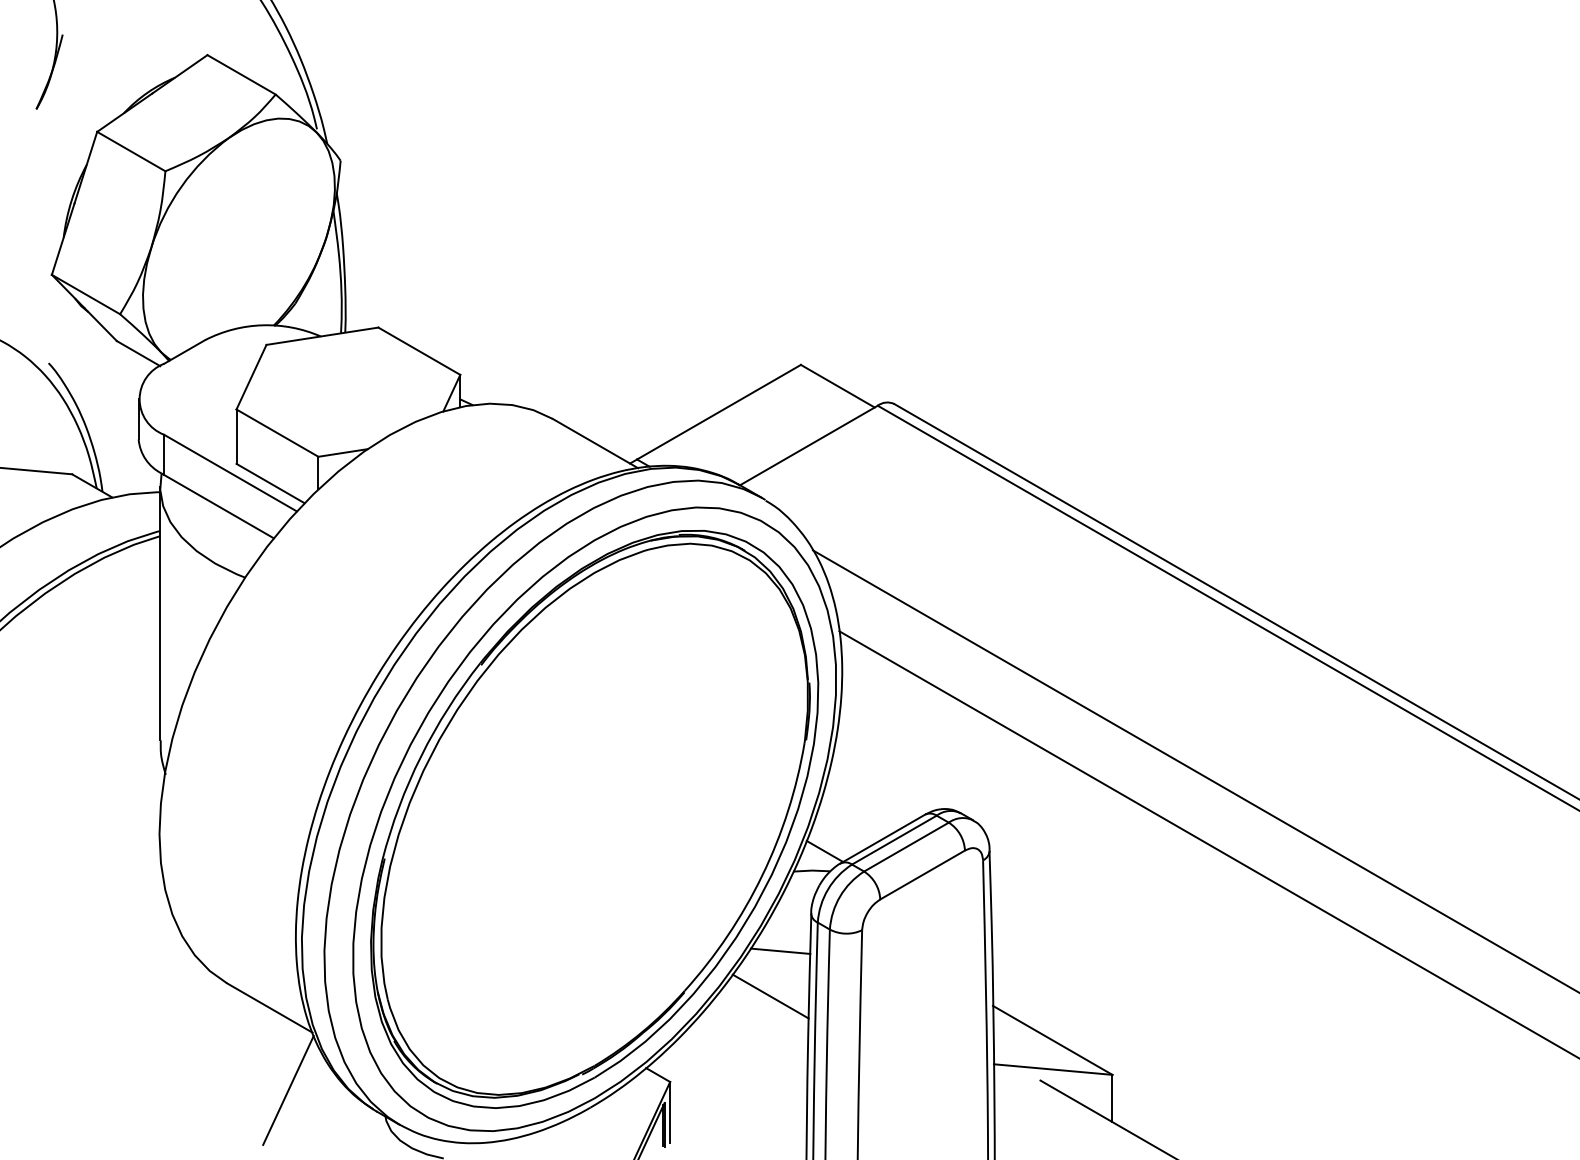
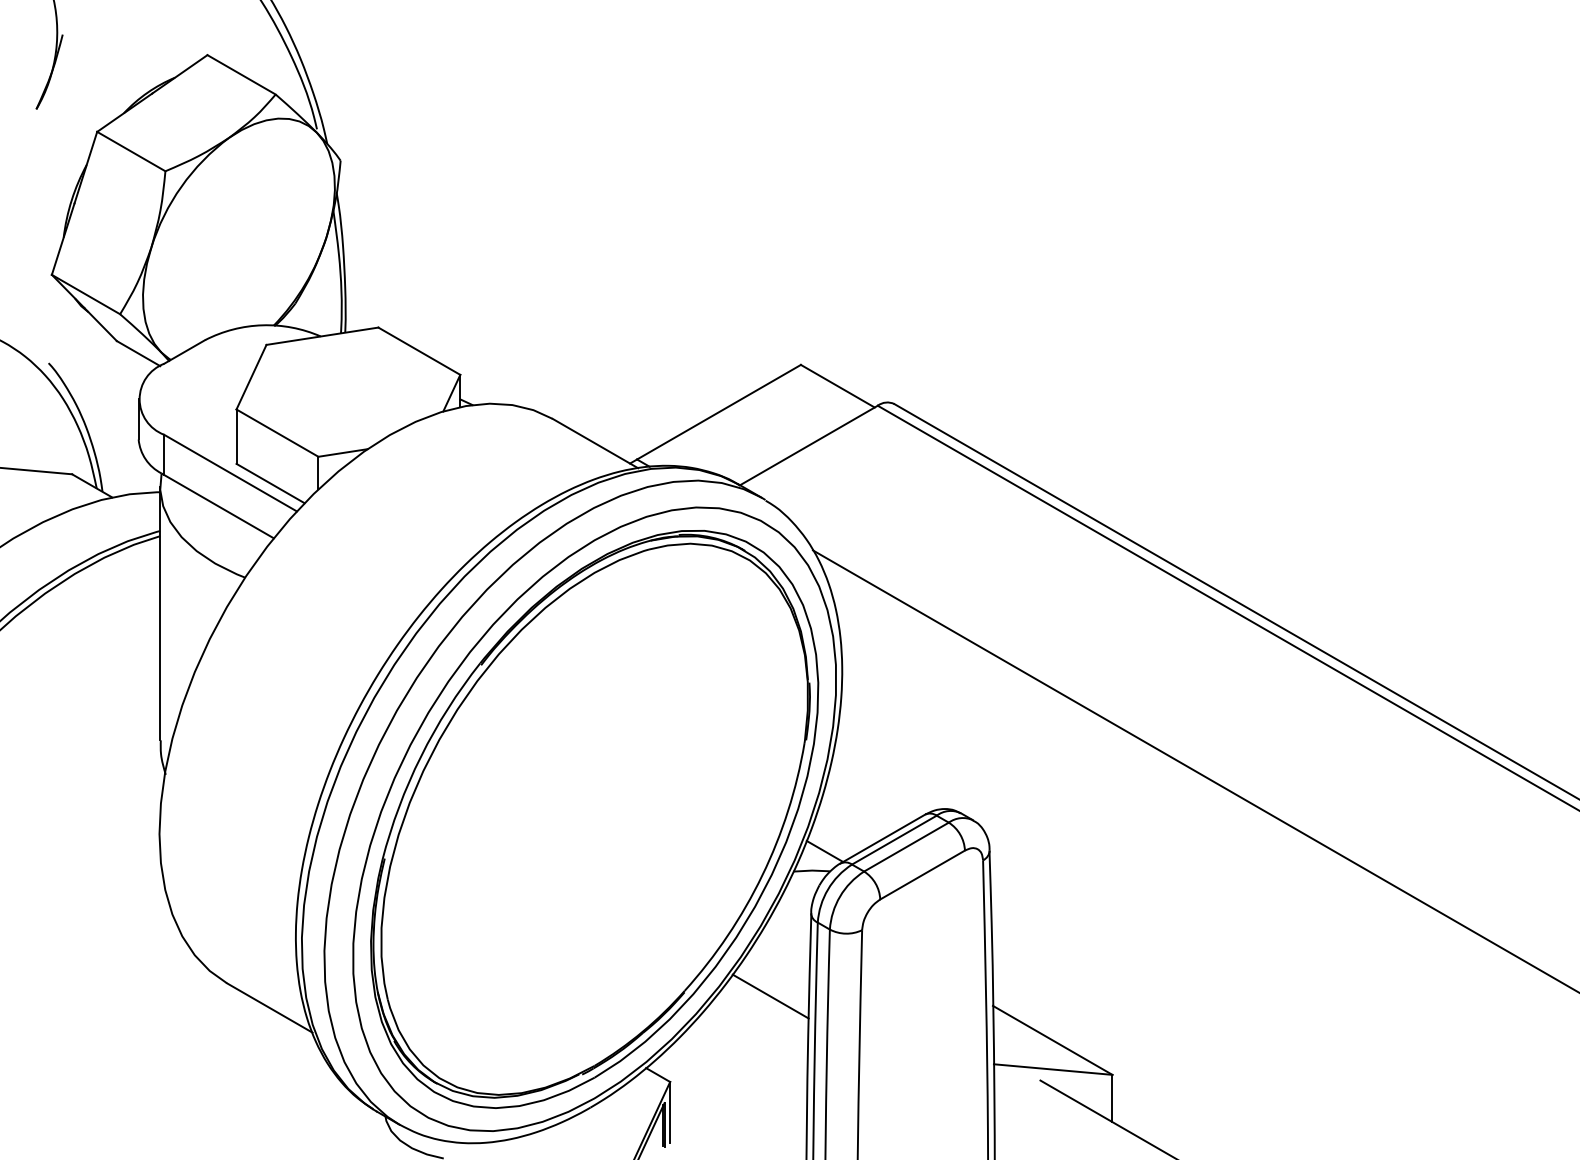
line: present -> none (1207, 843)
line: present -> none (780, 950)
line: present -> none (288, 1089)
